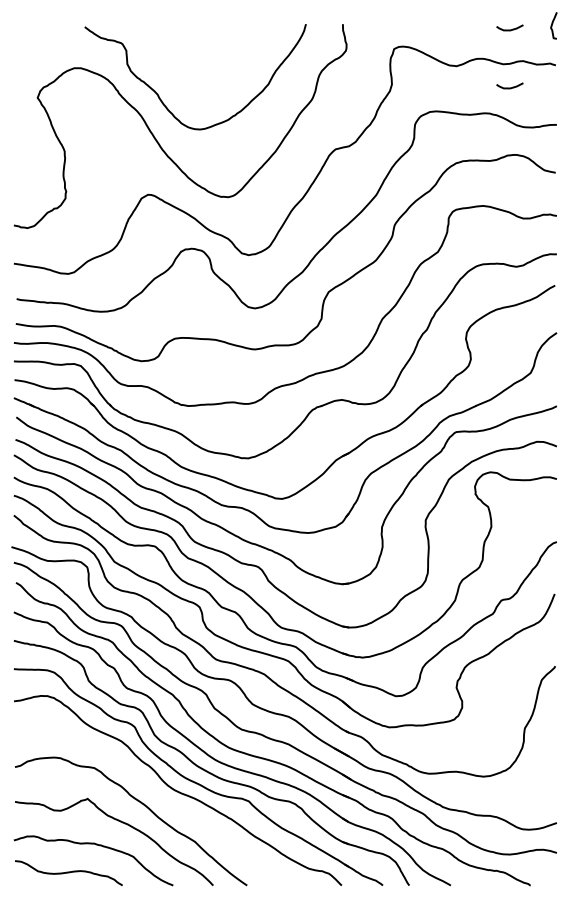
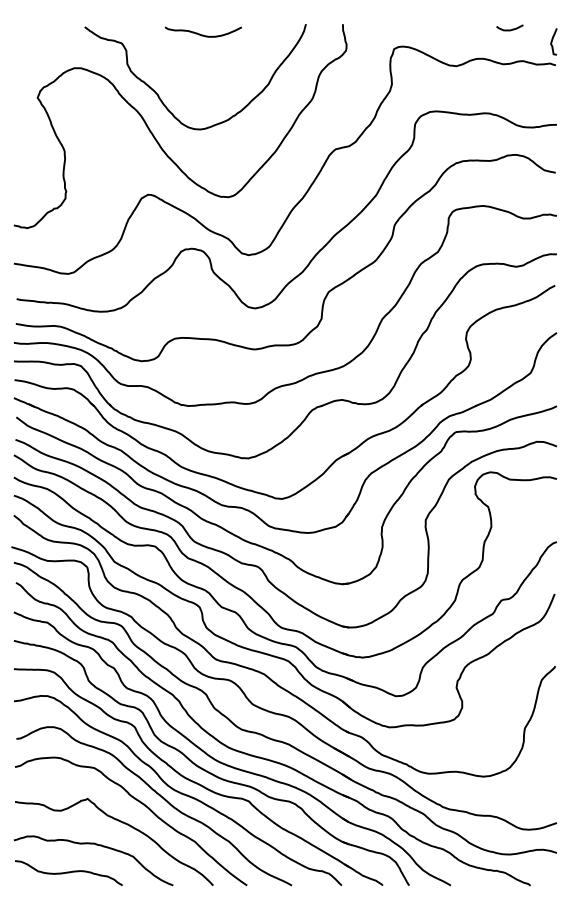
curve position: (552, 25) -> (552, 41) (552, 41)
curve: none -> present (200, 33)
curve: present -> none (509, 87)
curve: none -> present (159, 796)
